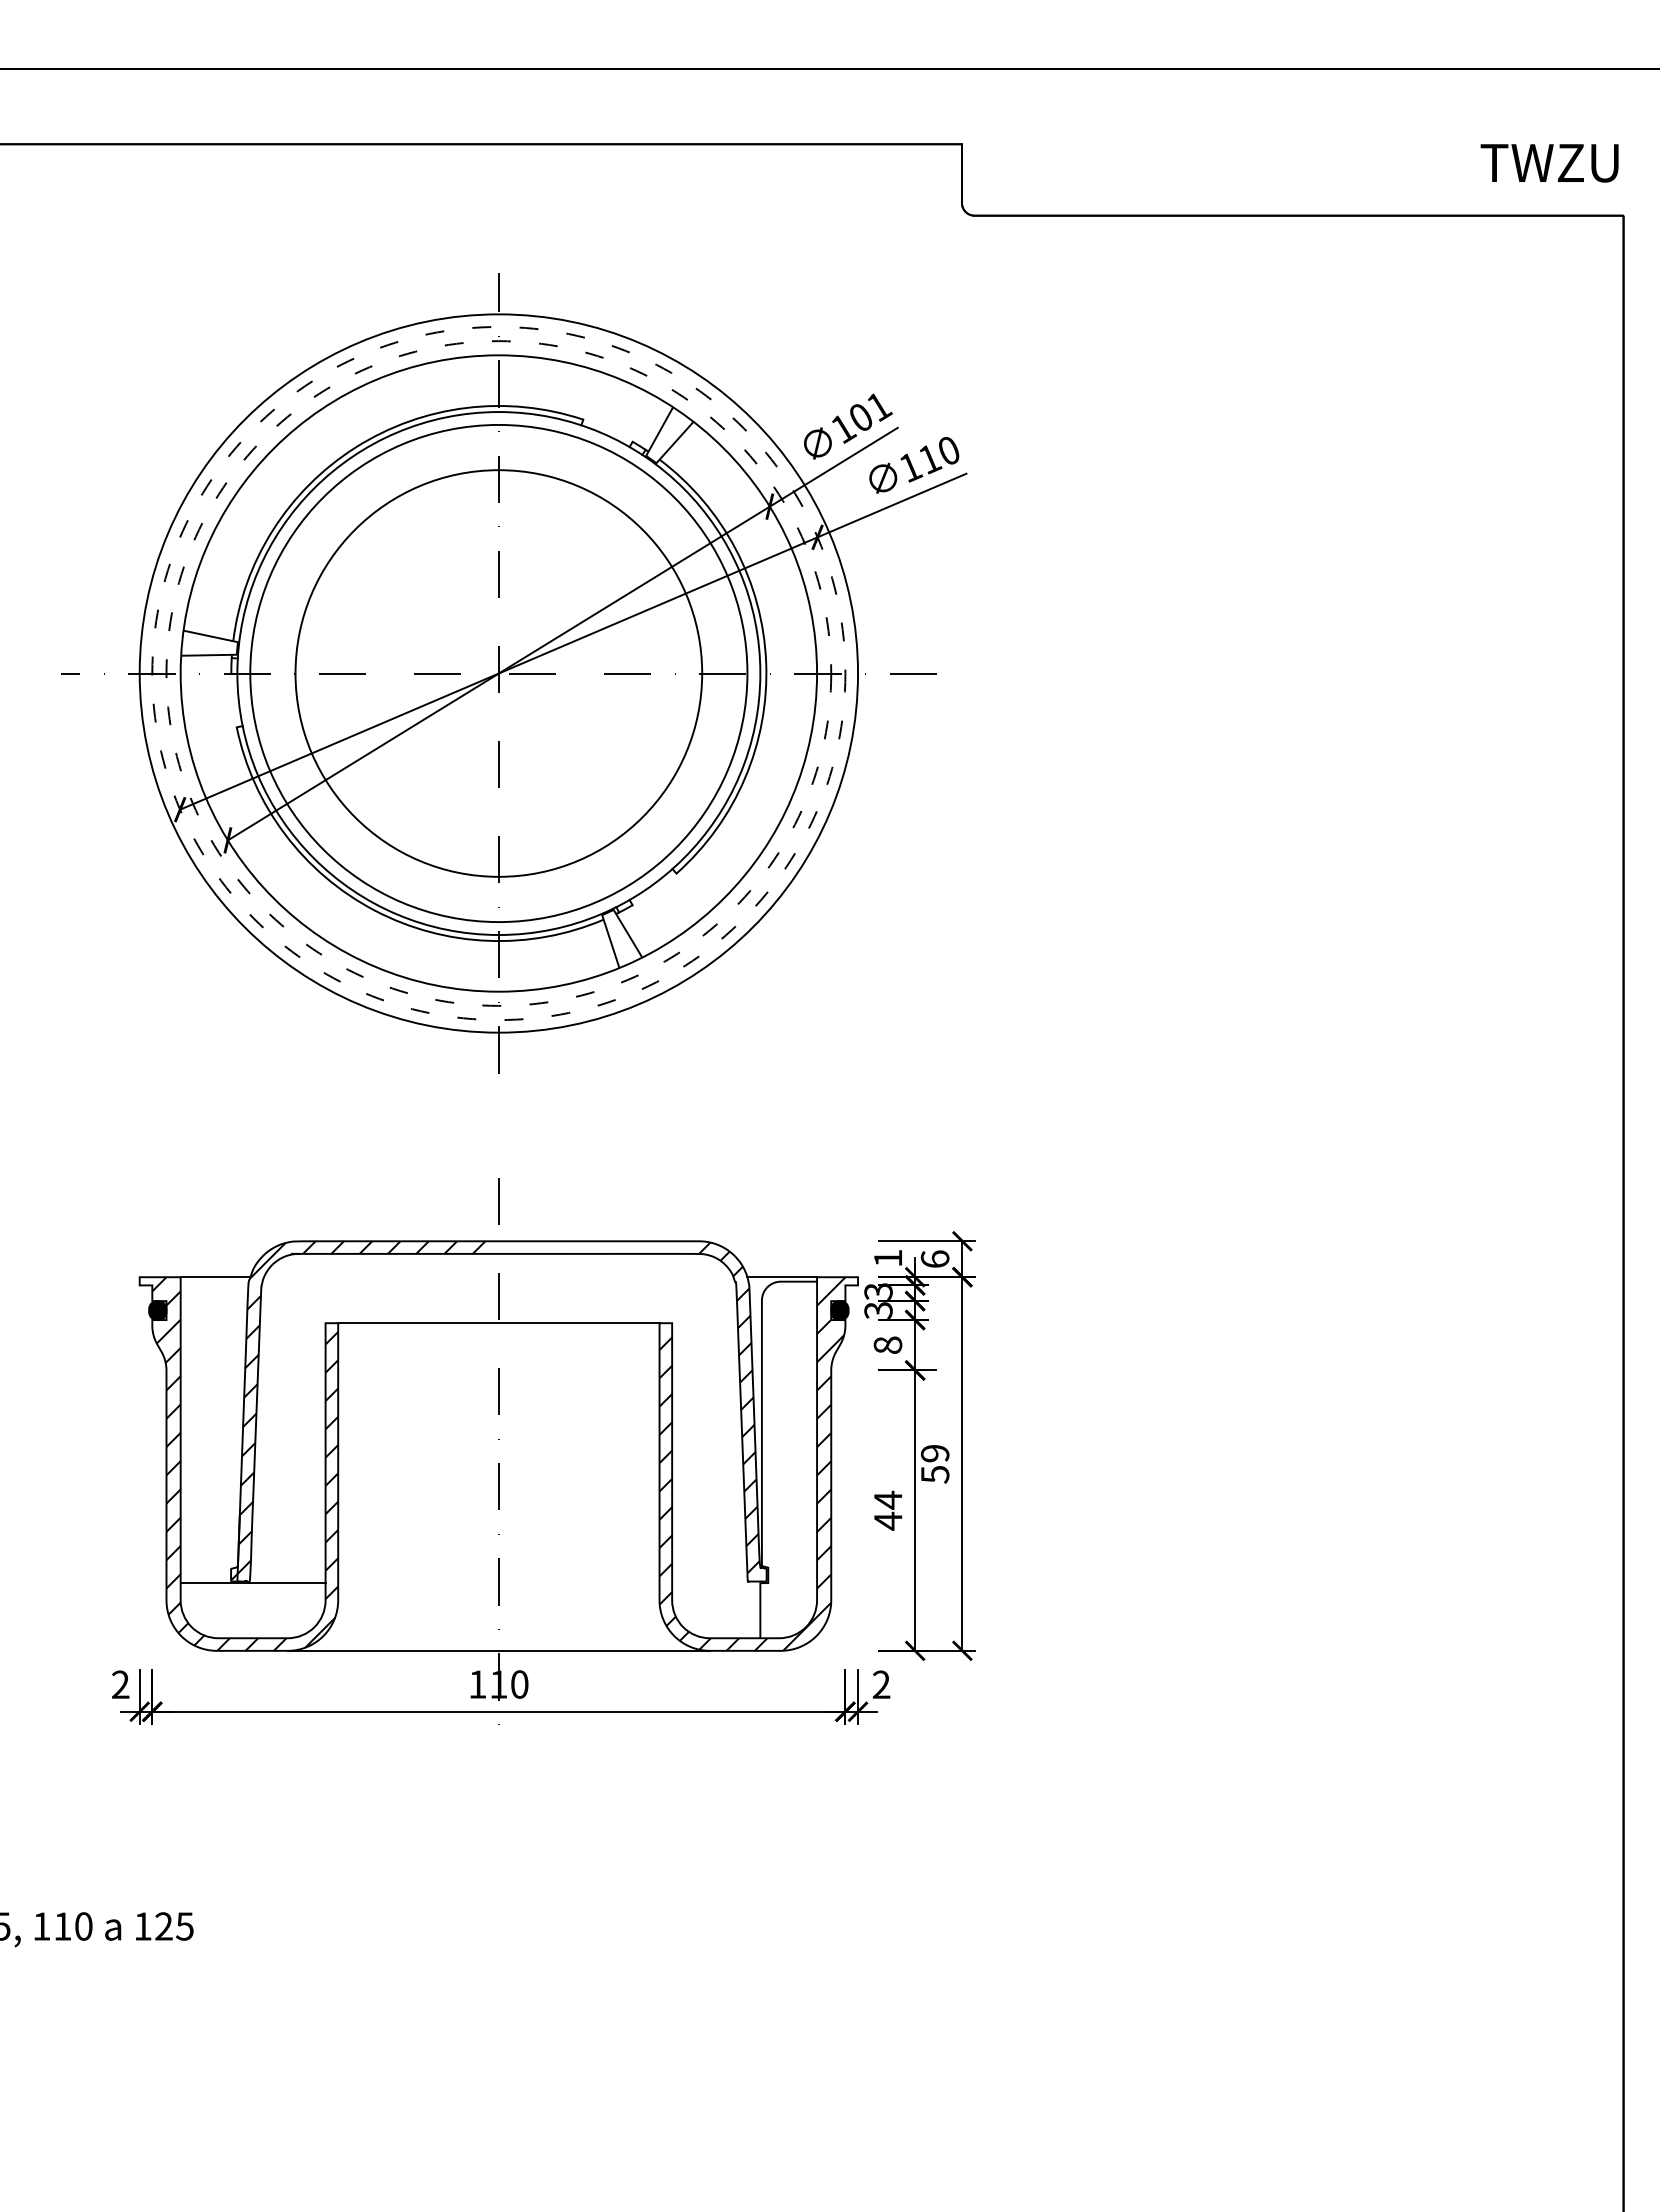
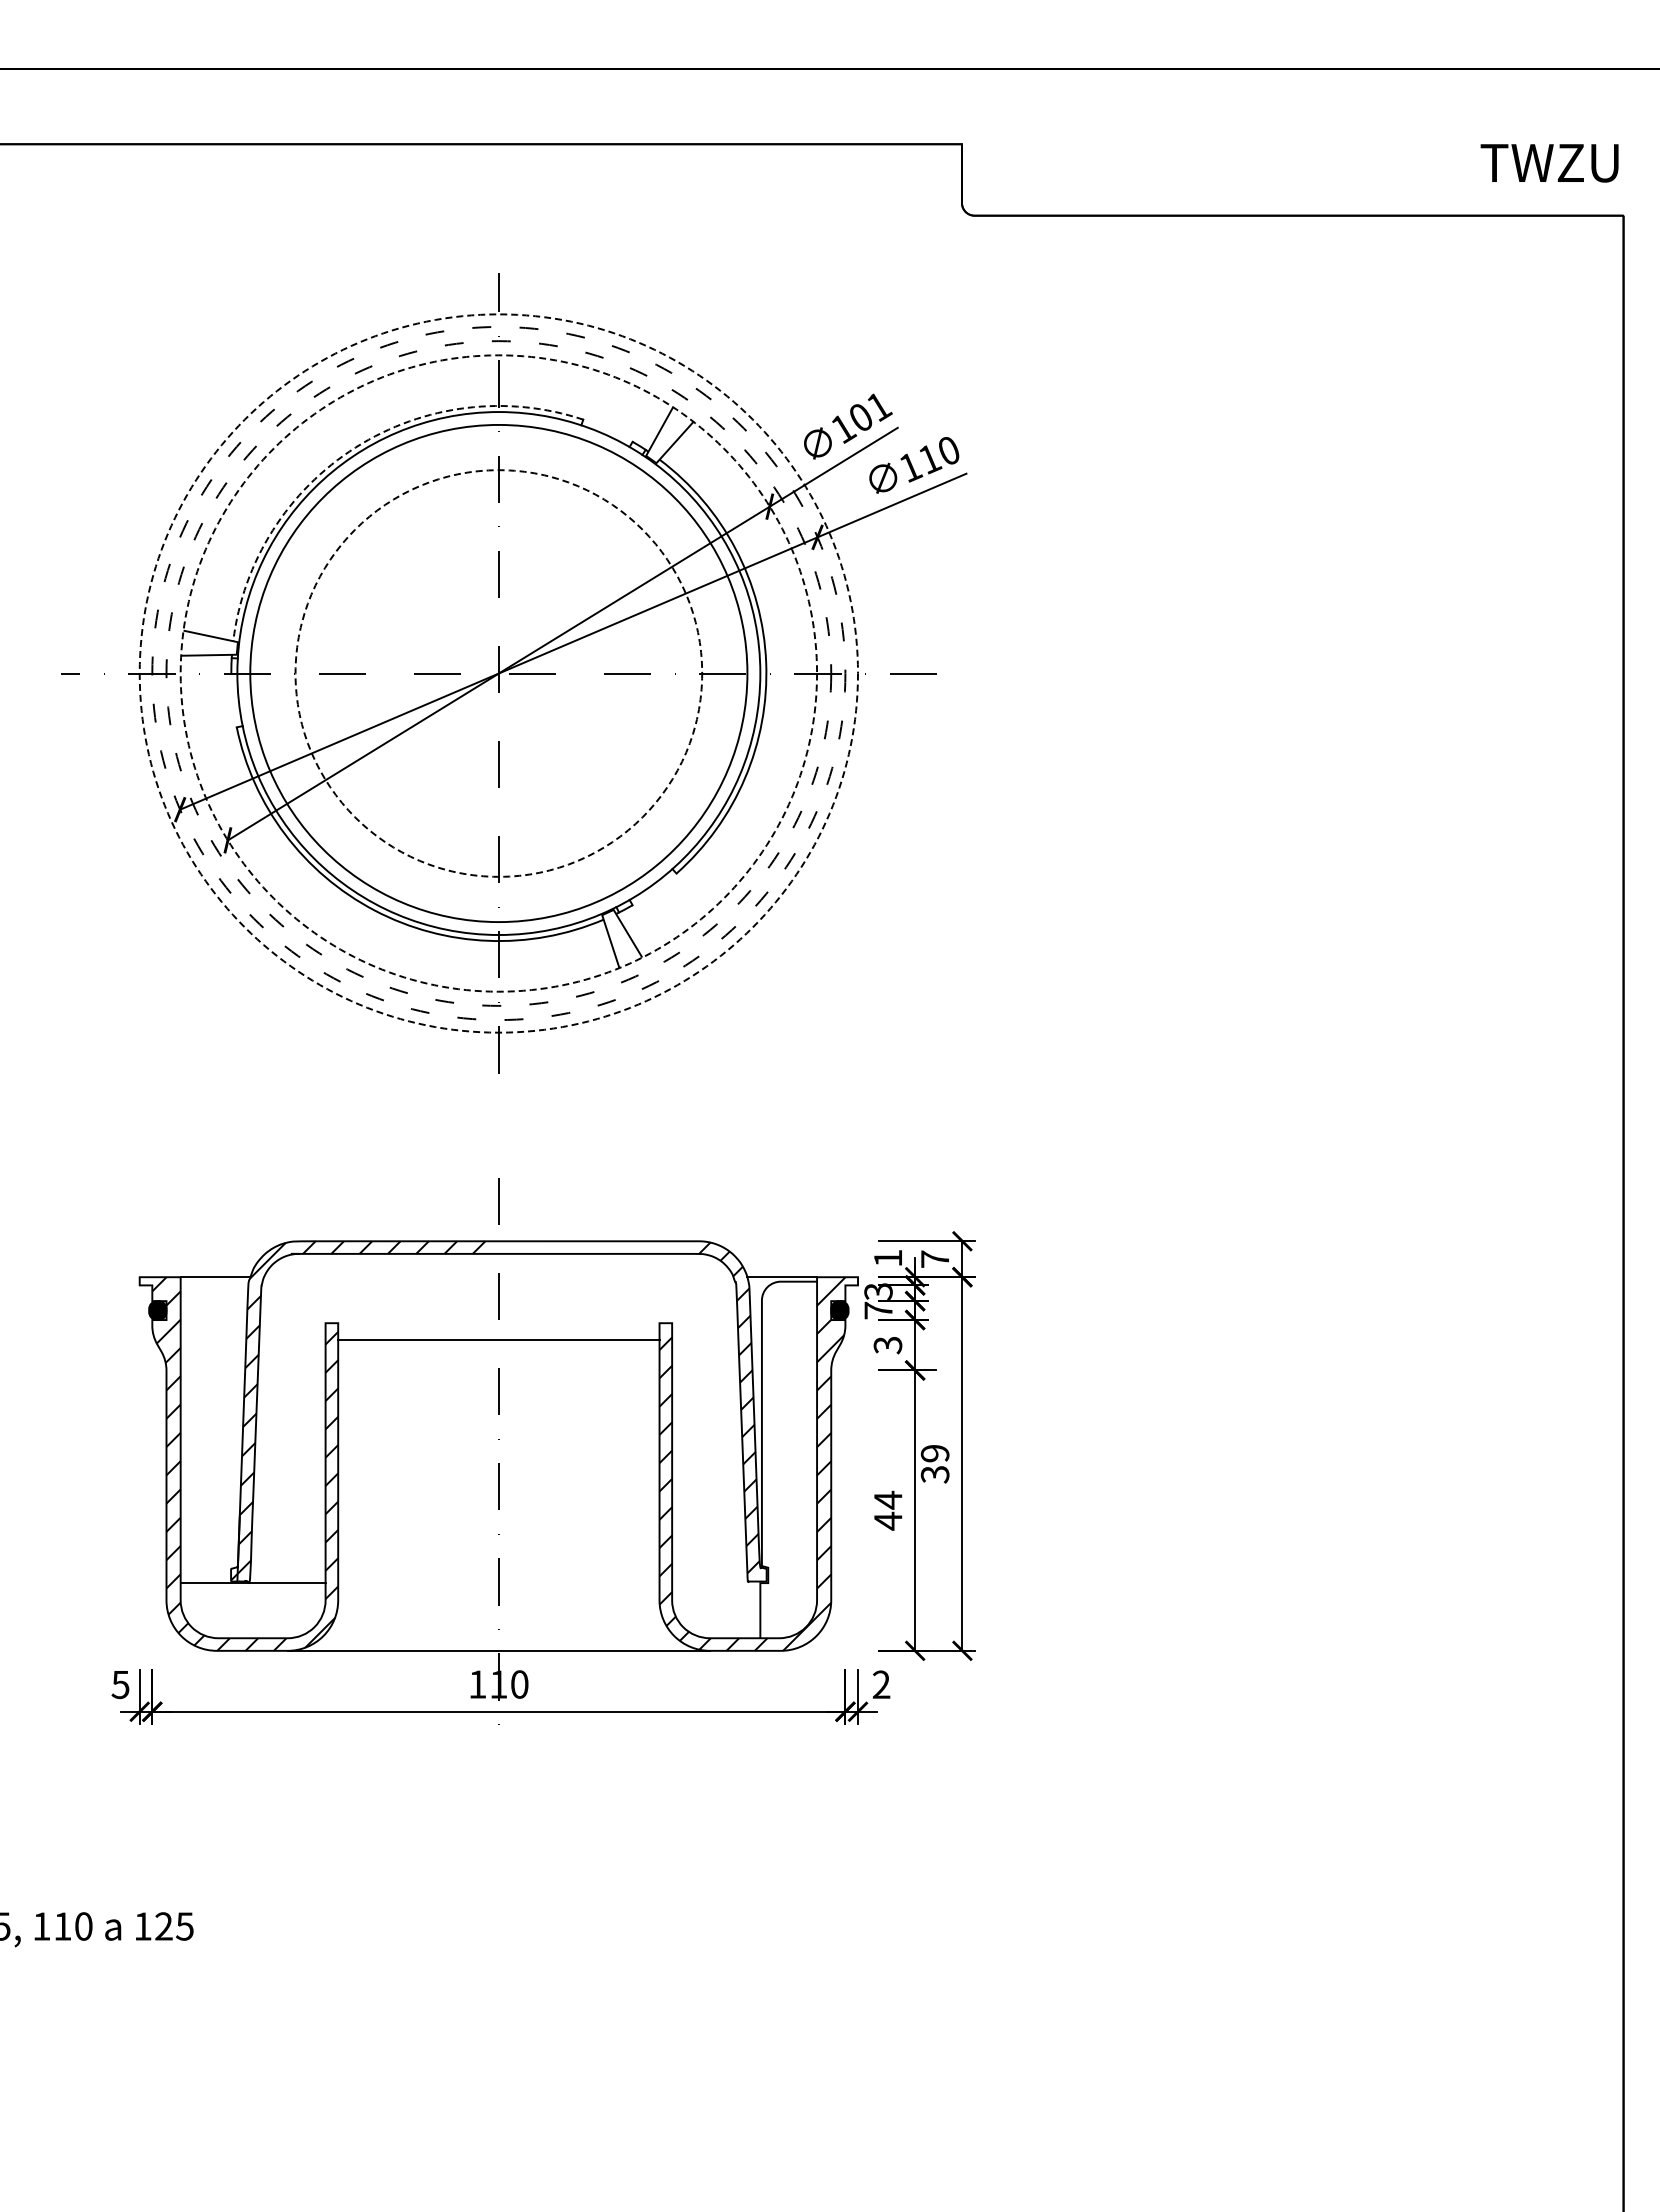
arc: solid -> dashed (355, 447)
circle: solid -> dashed (498, 673)
circle: solid -> dashed (498, 673)
circle: solid -> dashed (498, 673)
text: 6 -> 7 (934, 1258)
text: 3 -> 7 (878, 1310)
line position: (498, 1323) -> (498, 1340) (498, 1340)
text: 8 -> 3 (887, 1345)
text: 59 -> 39 (934, 1474)
text: 2 -> 5 (120, 1684)
